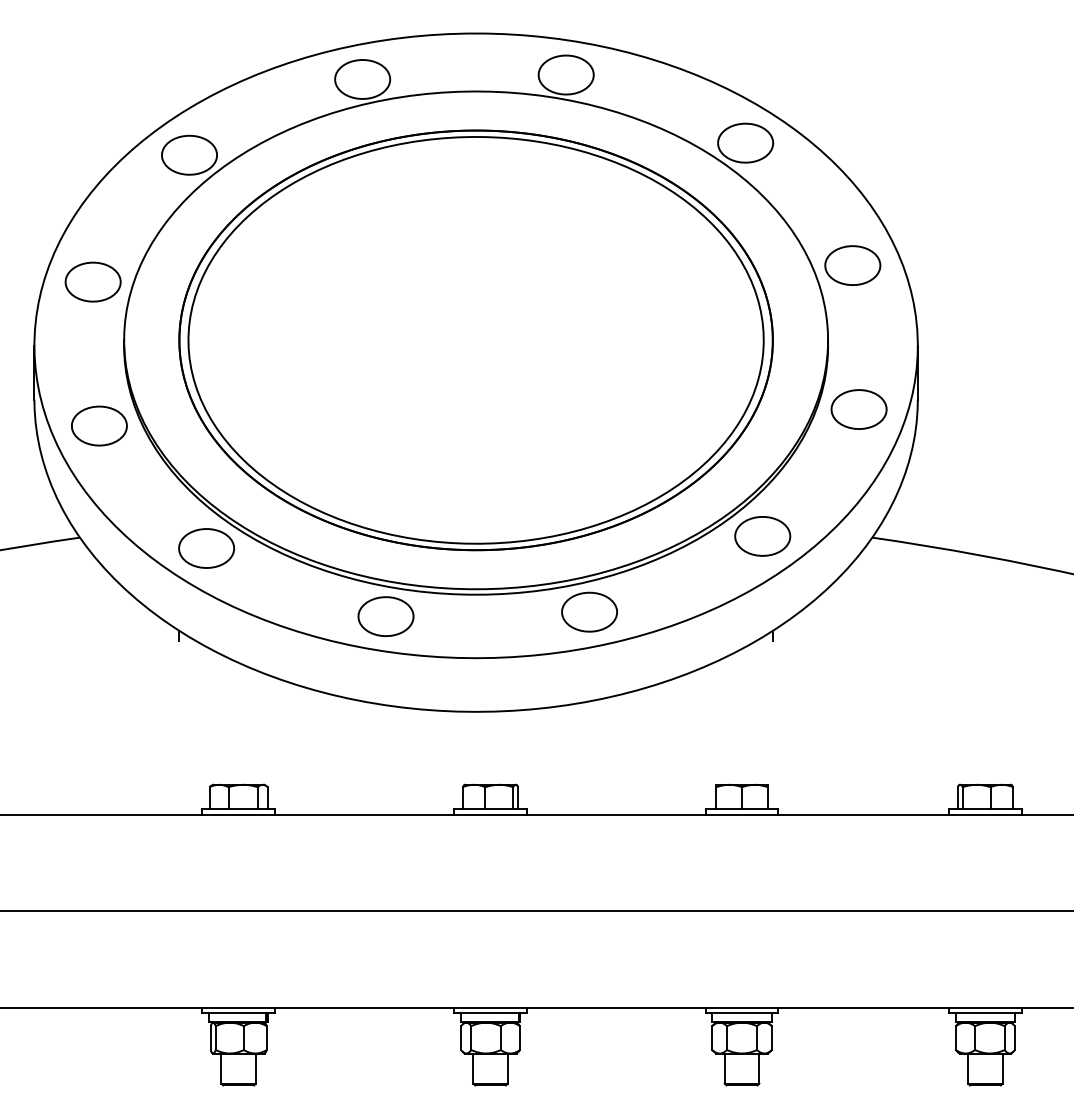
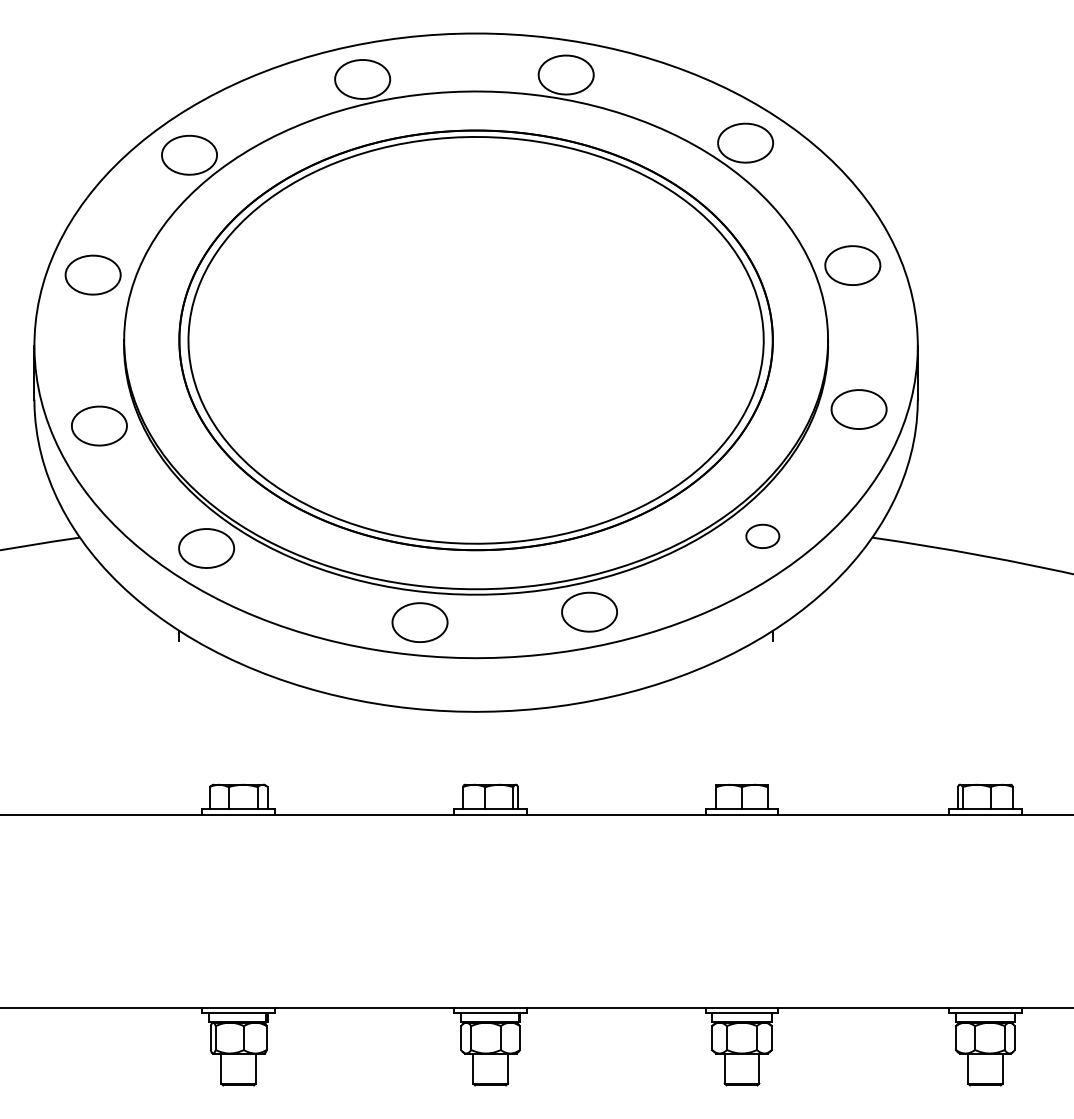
part position: (92, 281) -> (92, 274) (92, 274)
part size: 58x41 px -> 36x26 px (762, 535)
part position: (385, 616) -> (419, 622) (419, 622)
line: present -> none (536, 911)
